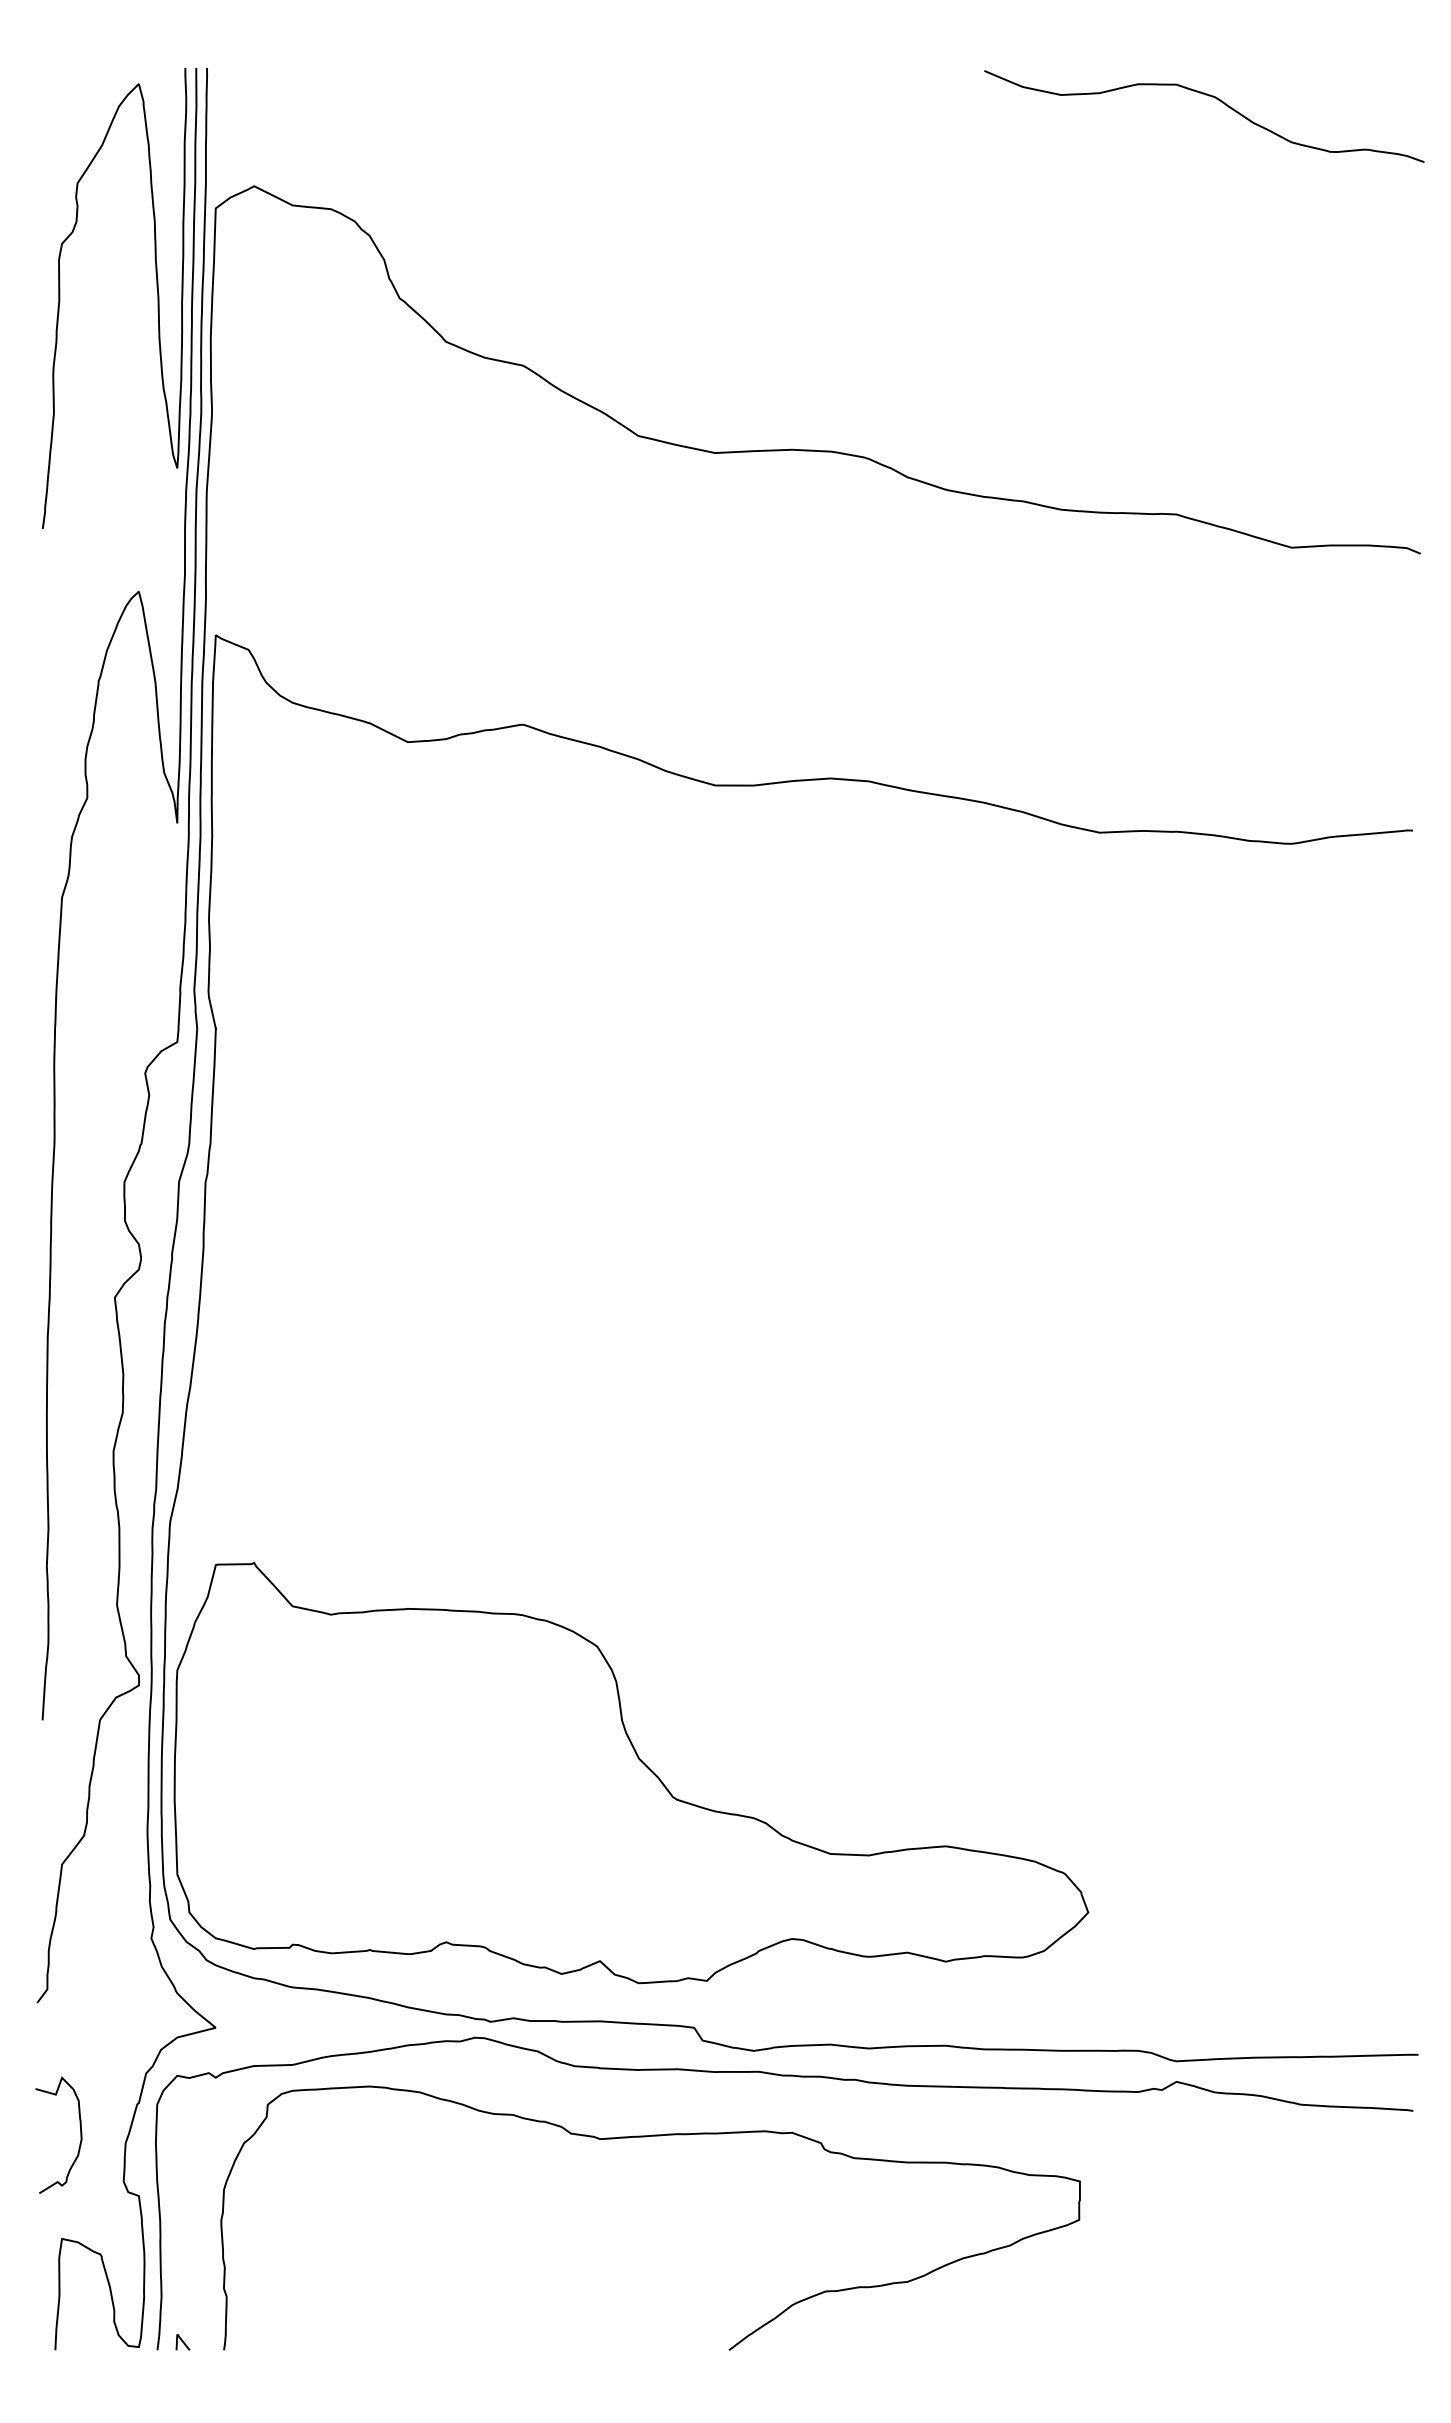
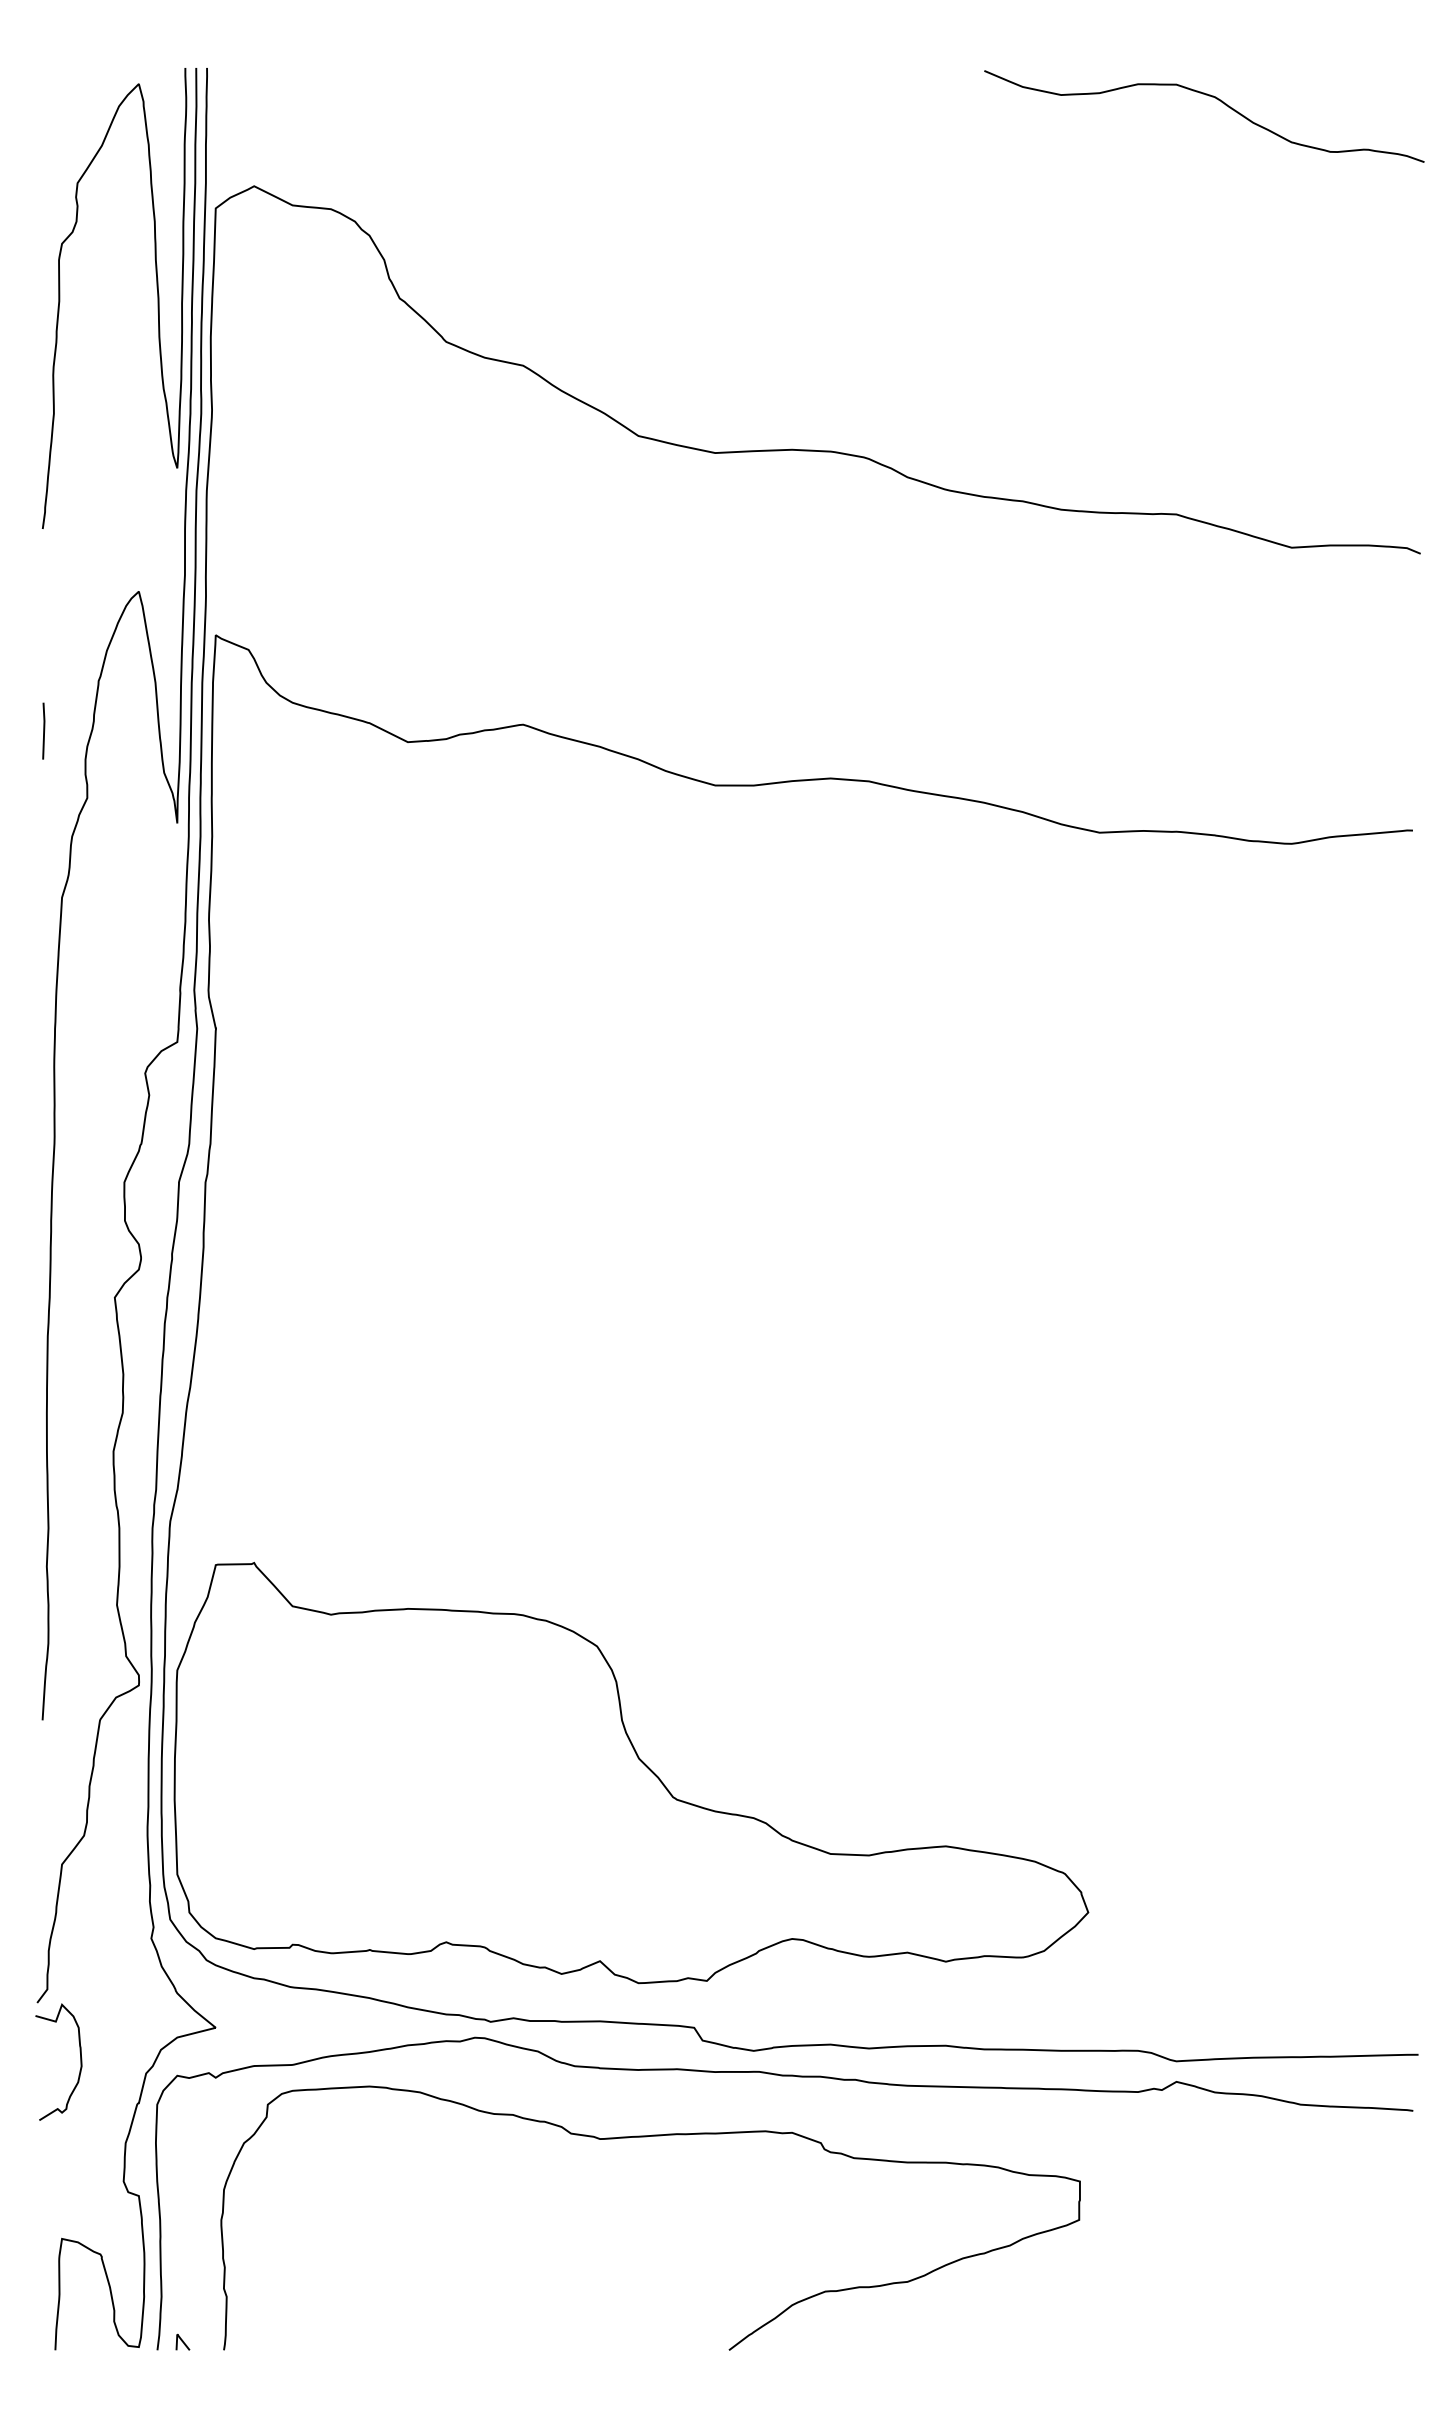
line: none -> present (43, 730)
curve position: (80, 2134) -> (80, 2061) (80, 2061)
